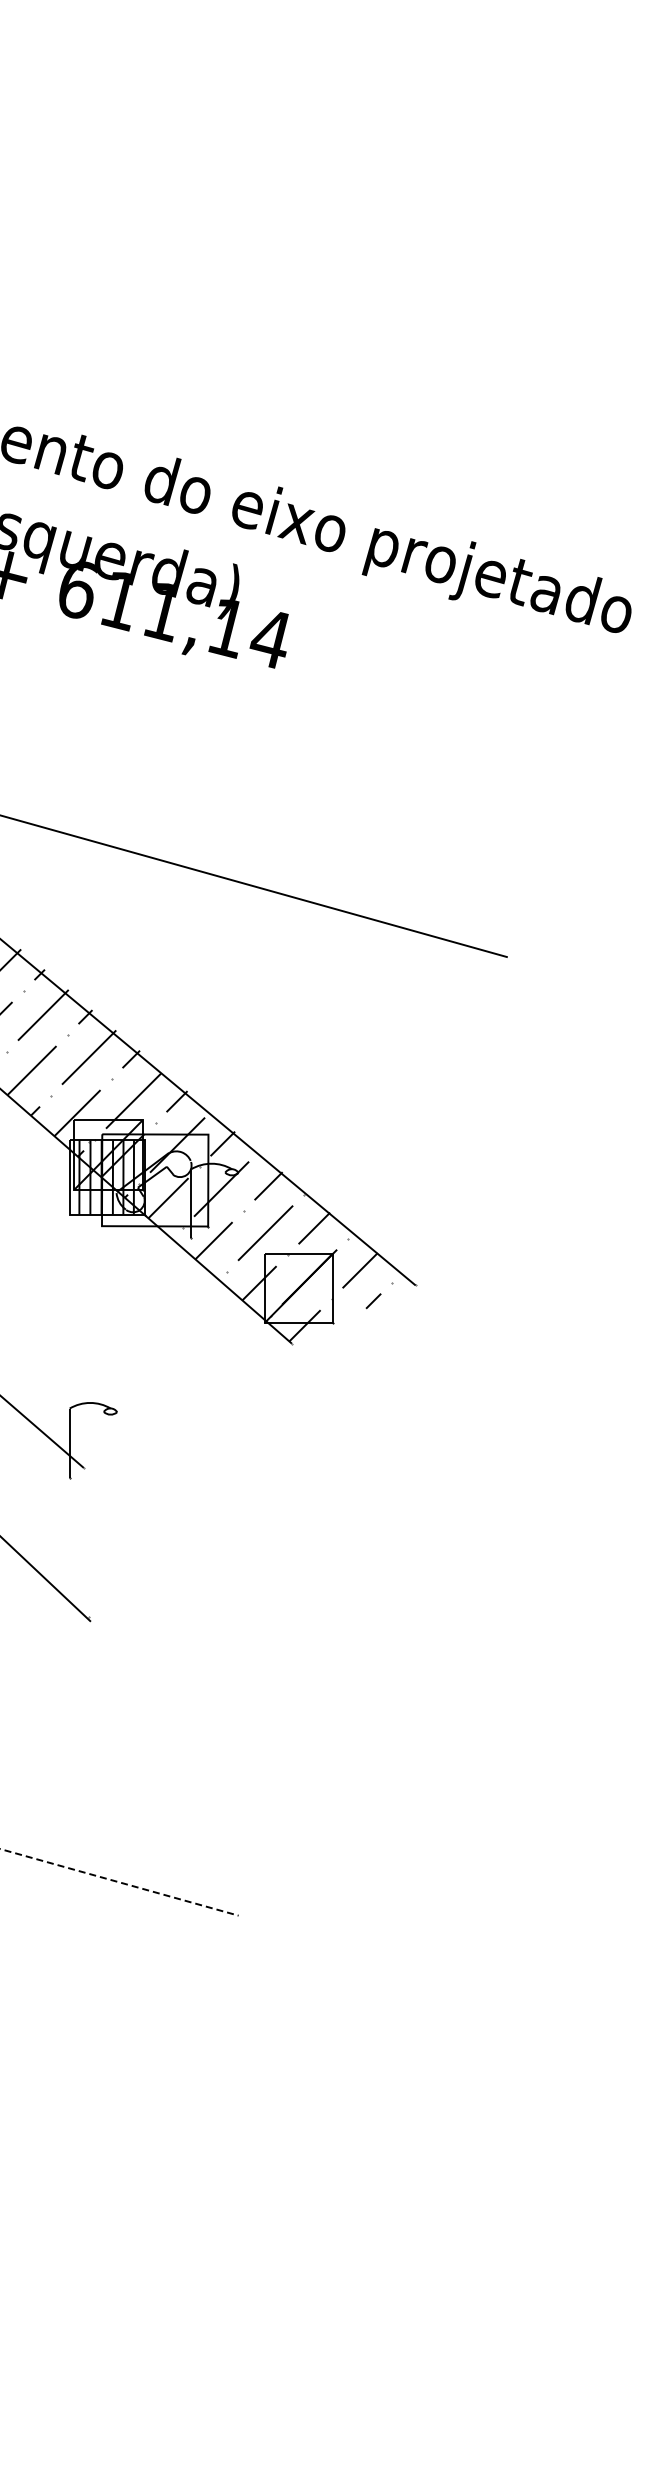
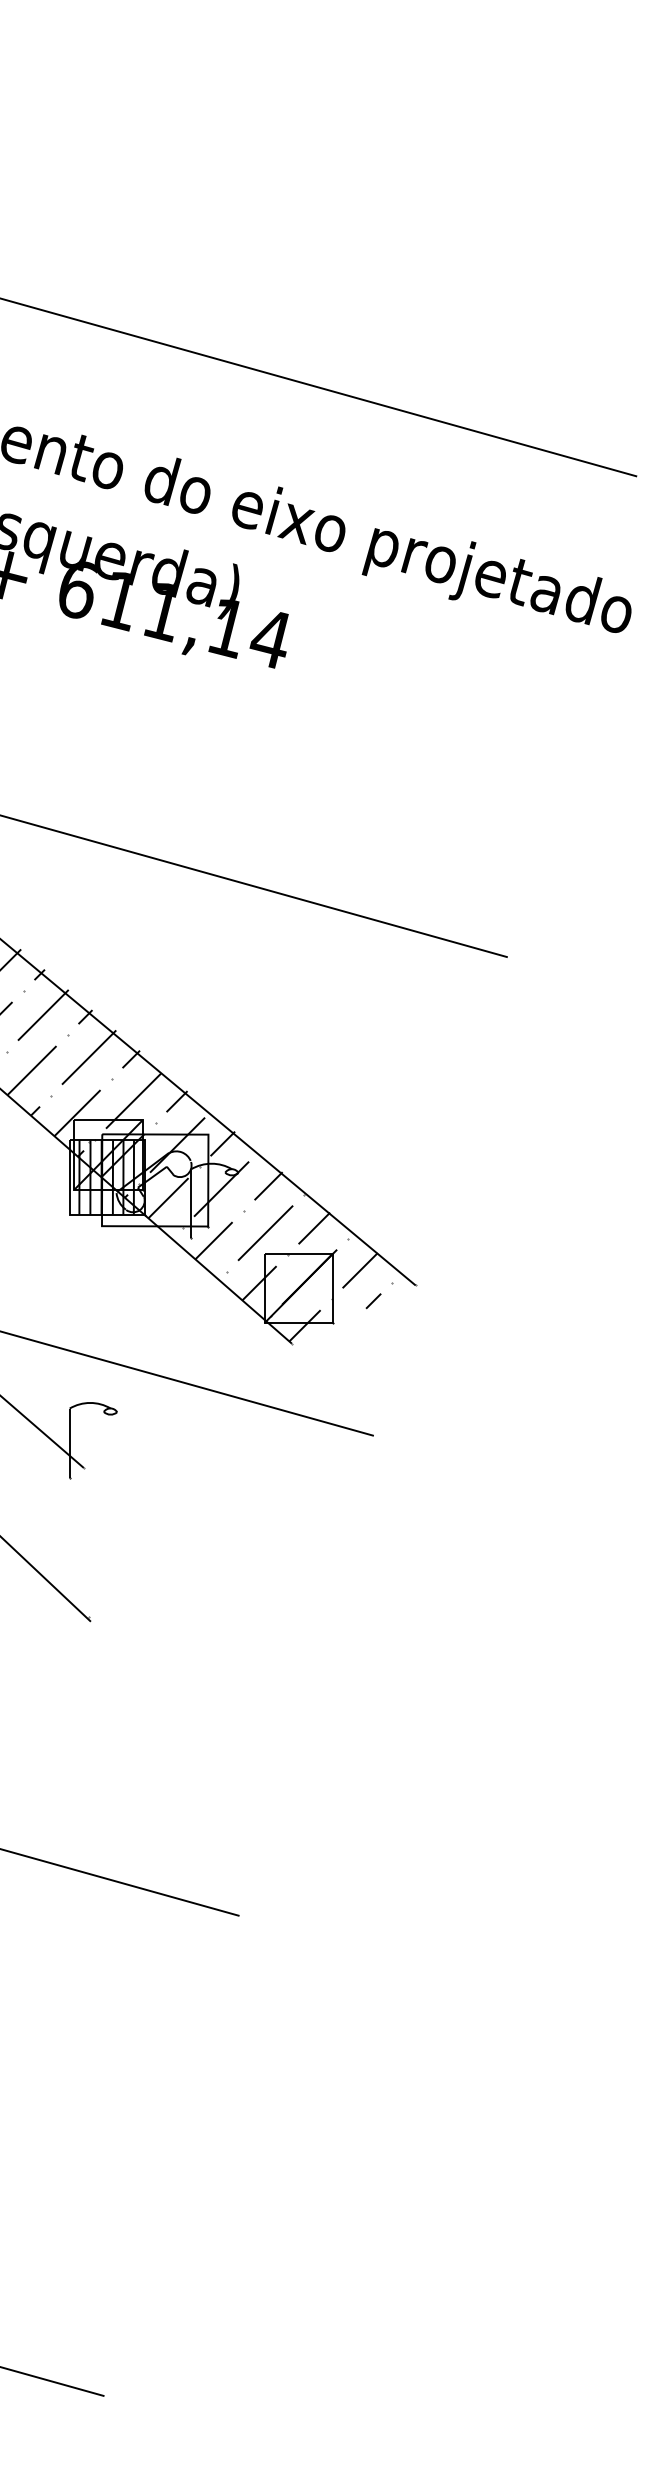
line: none -> present (319, 387)
line: none -> present (187, 1383)
line: dashed -> solid (120, 1882)
line: none -> present (52, 2381)
